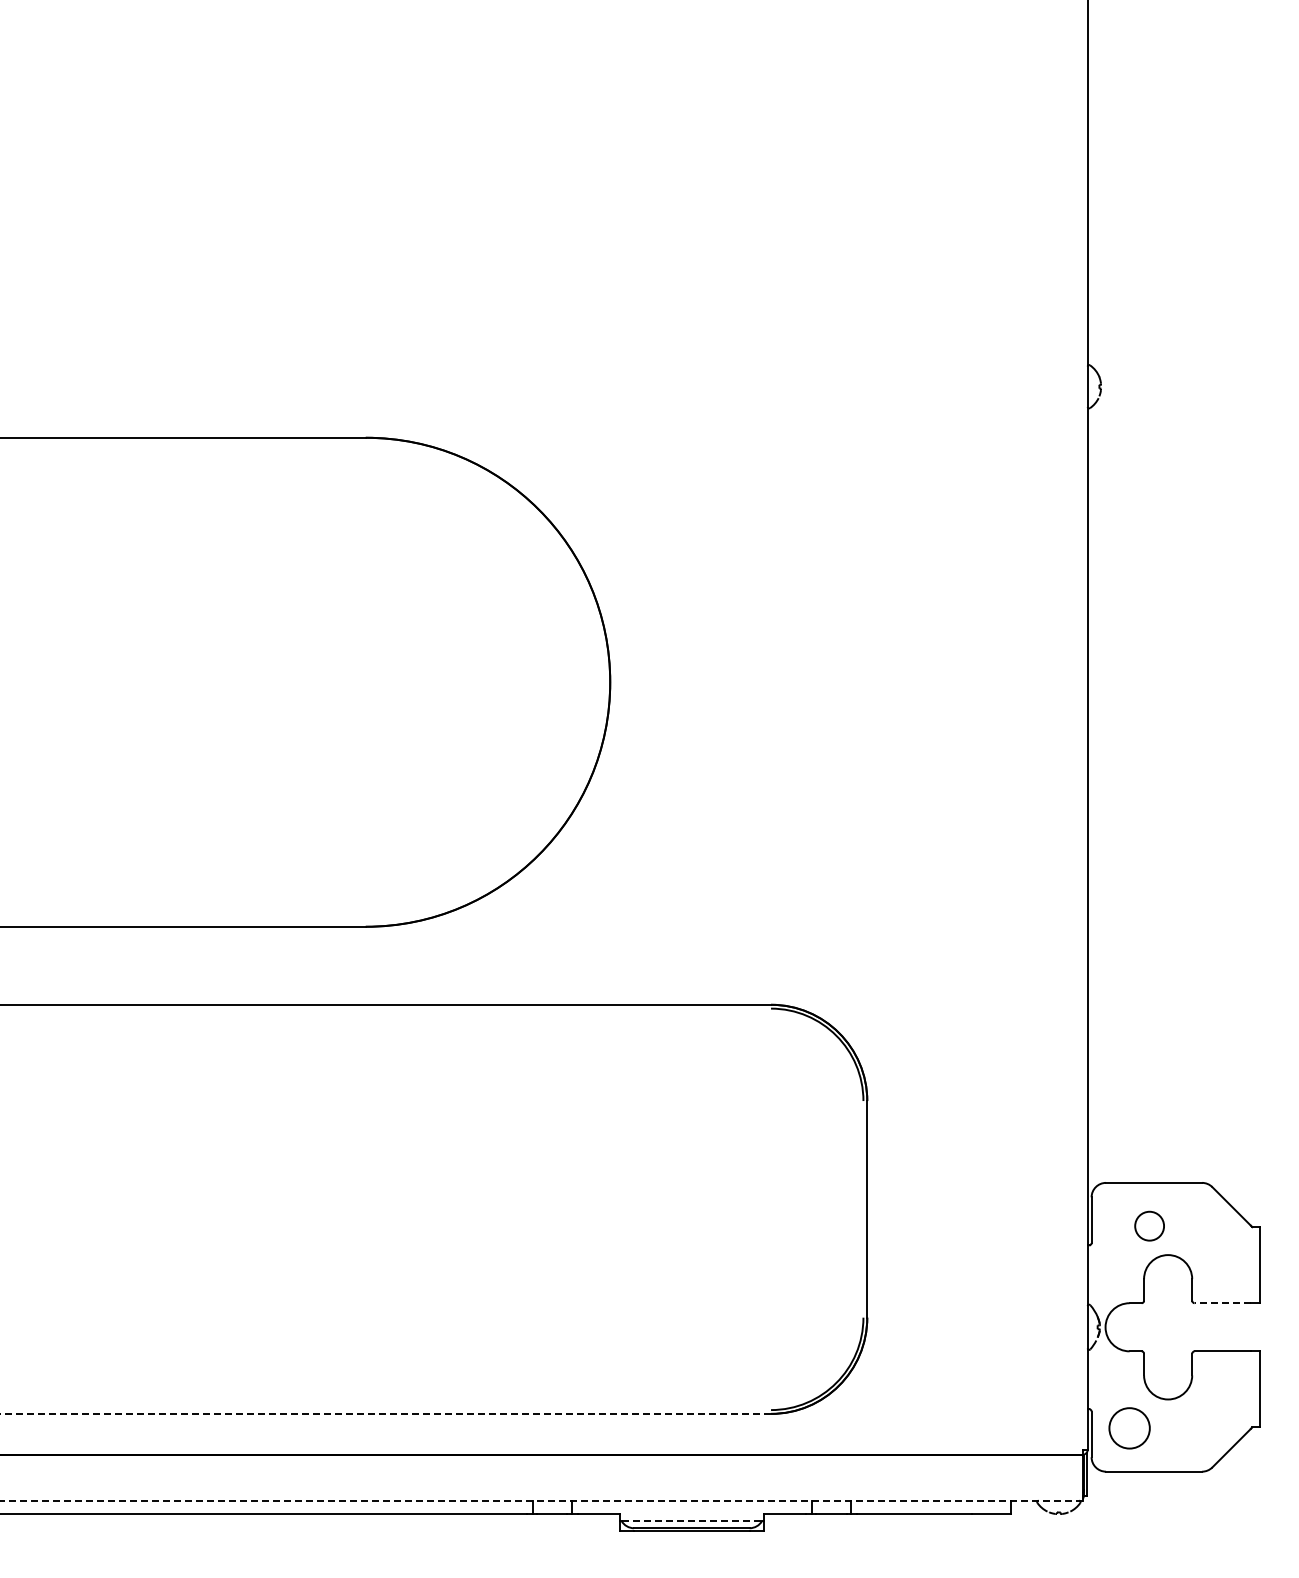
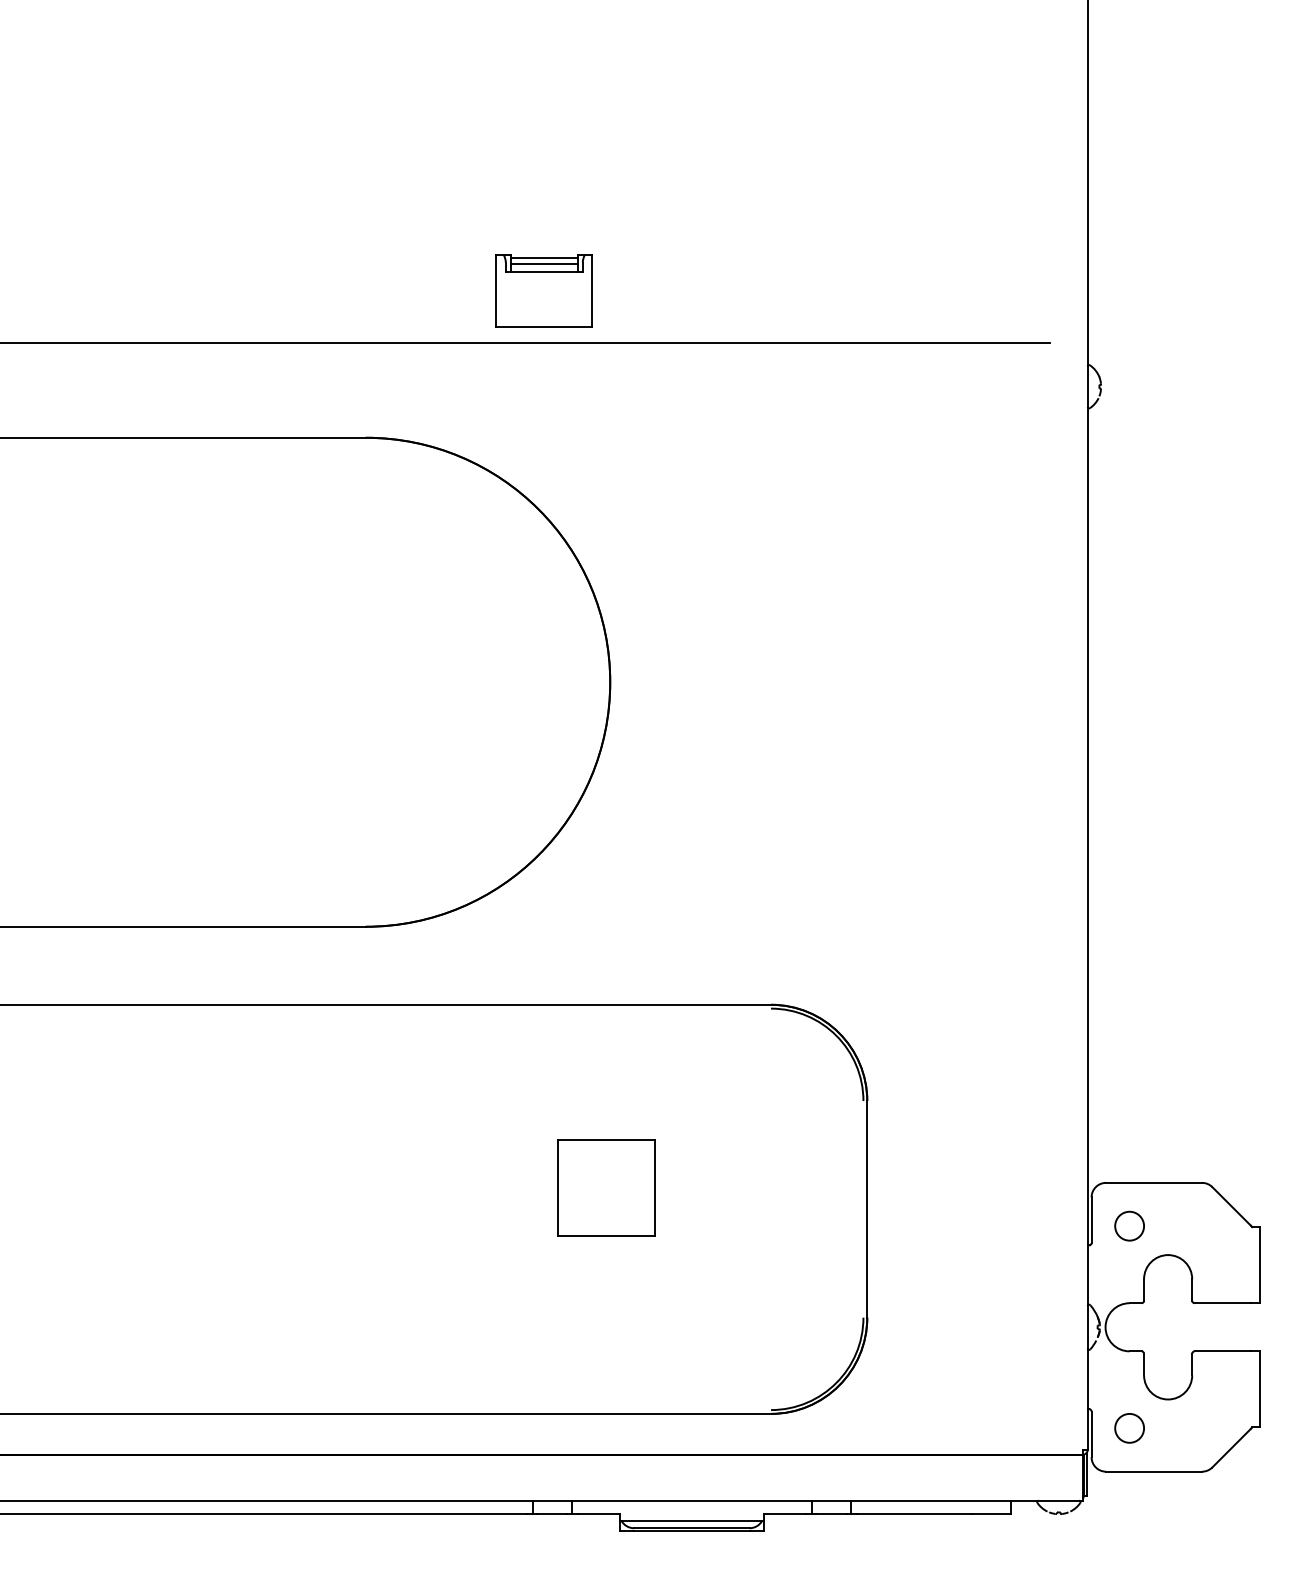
part: none -> present (543, 290)
line: none -> present (526, 343)
part: none -> present (606, 1187)
circle position: (1149, 1225) -> (1129, 1225) (1129, 1225)
line: dashed -> solid (1222, 1303)
line: dashed -> solid (385, 1413)
circle diameter: 40 px -> 29 px (1129, 1427)
line: dashed -> solid (541, 1500)
line: dashed -> solid (692, 1521)
